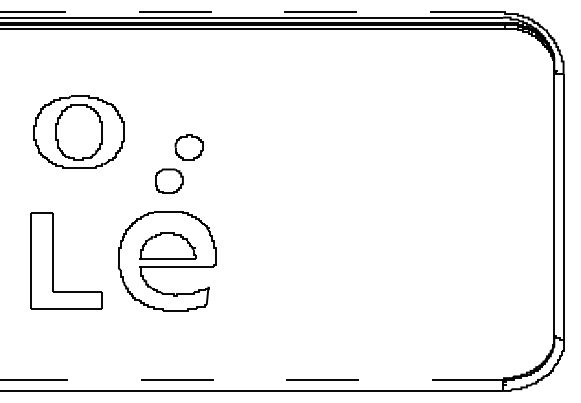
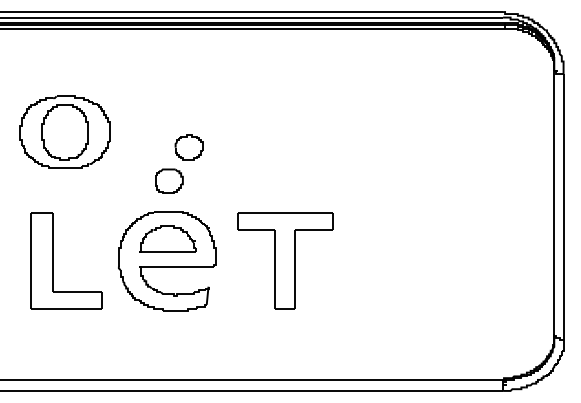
line: dashed -> solid (251, 12)
part position: (78, 131) -> (64, 131) (64, 131)
part position: (167, 245) -> (167, 238) (167, 238)
part: none -> present (285, 260)
line: dashed -> solid (252, 379)
